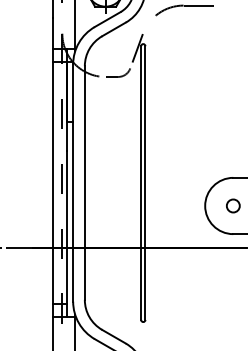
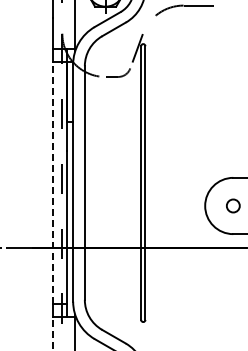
line: solid -> dashed (52, 182)
line: solid -> dashed (52, 333)
